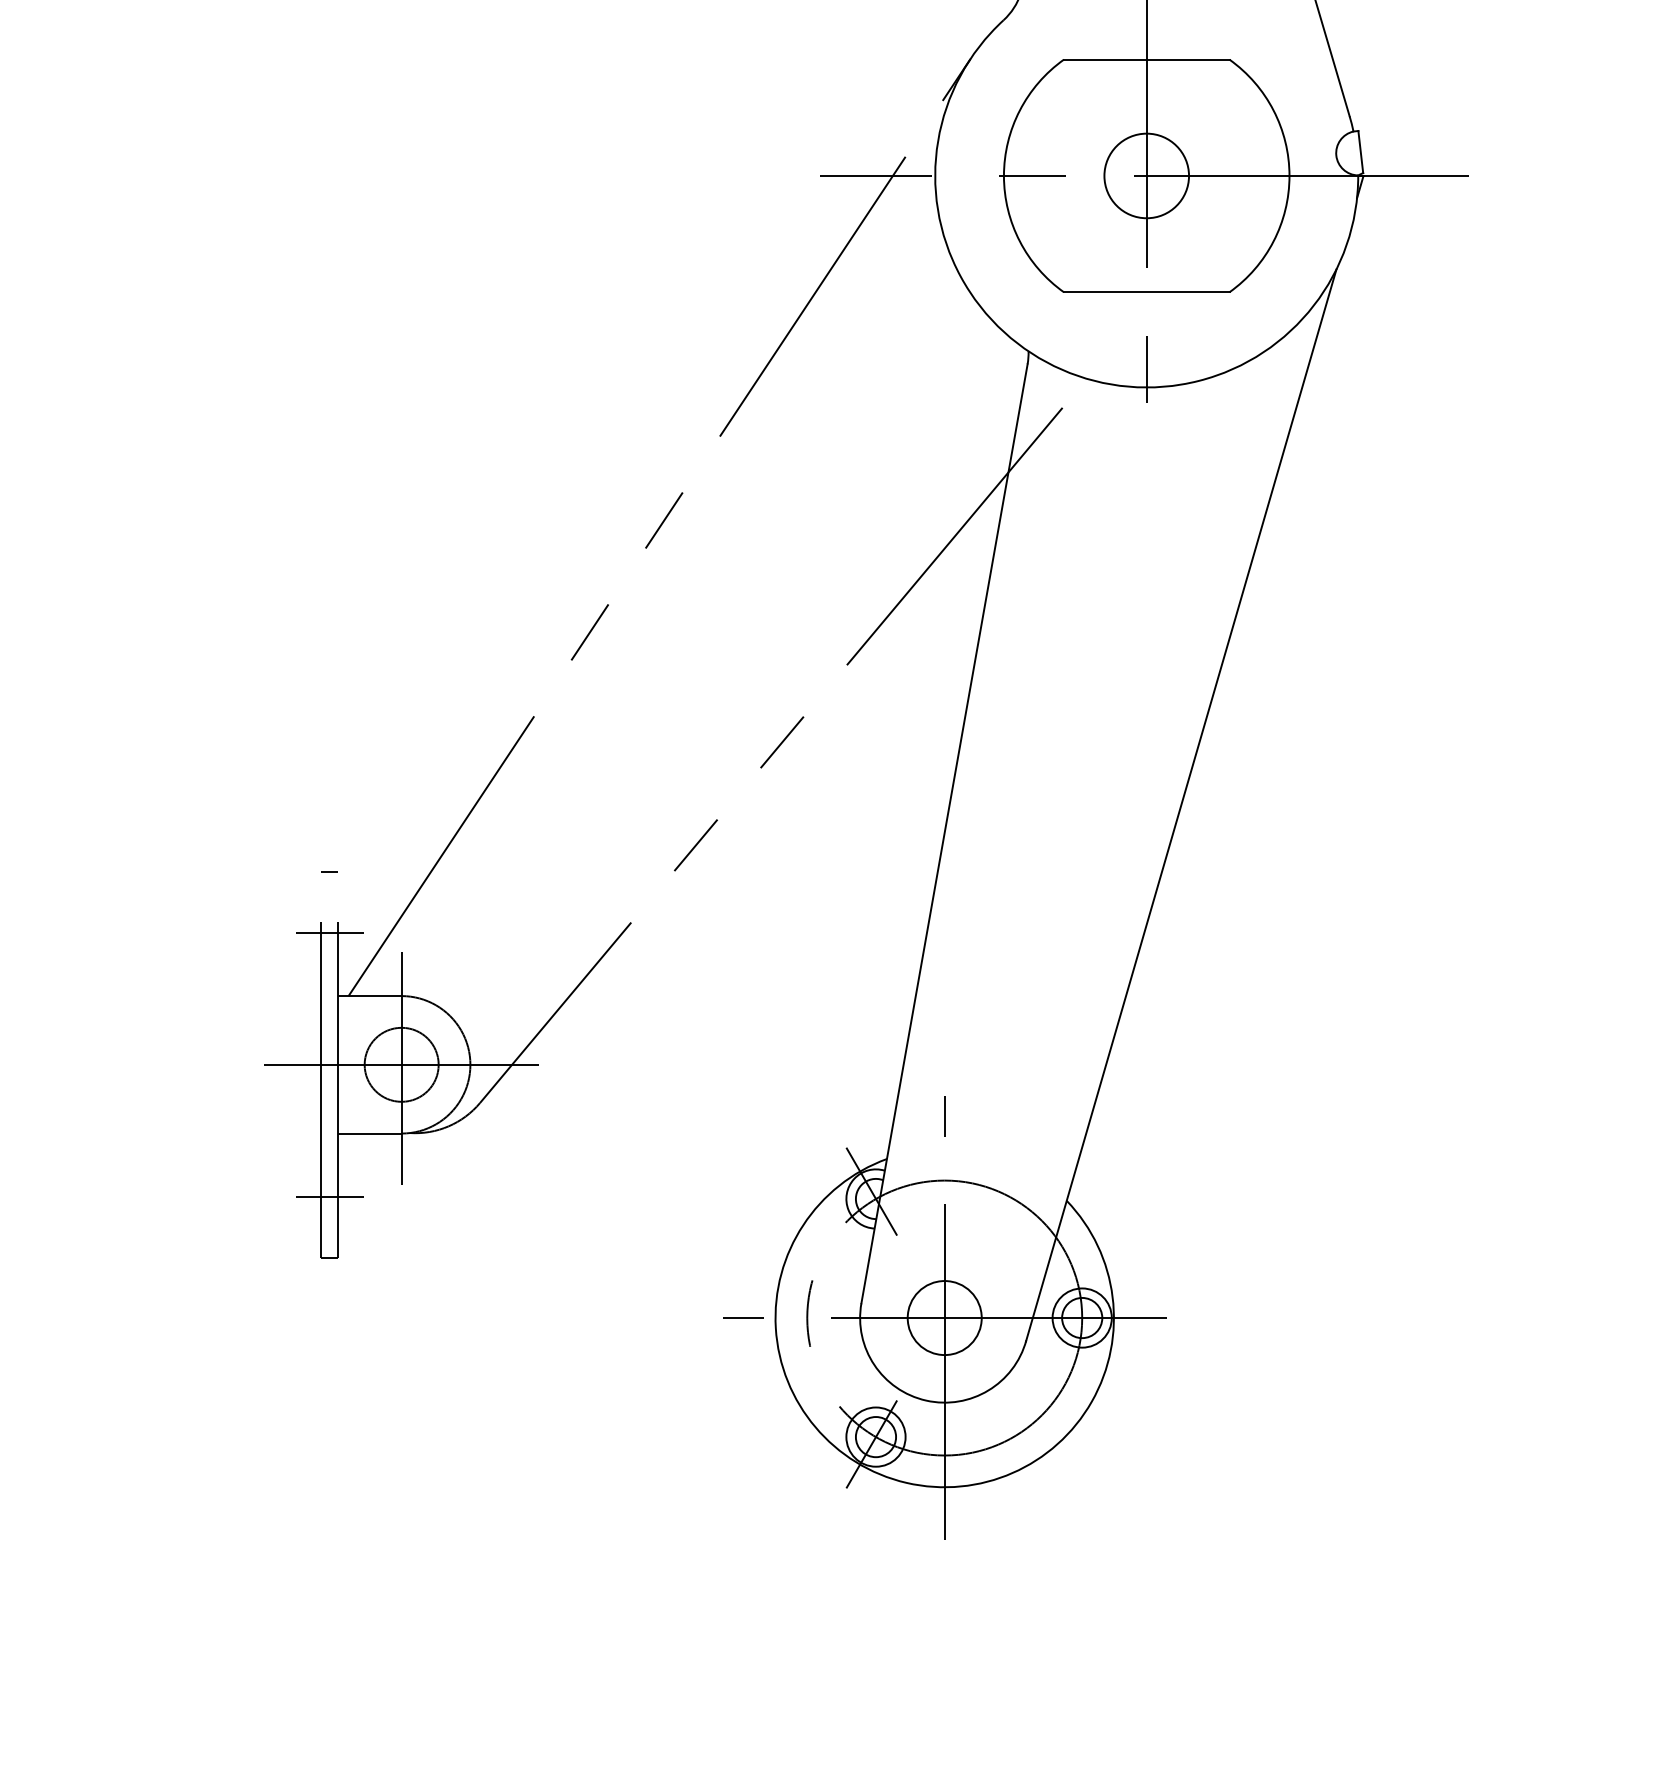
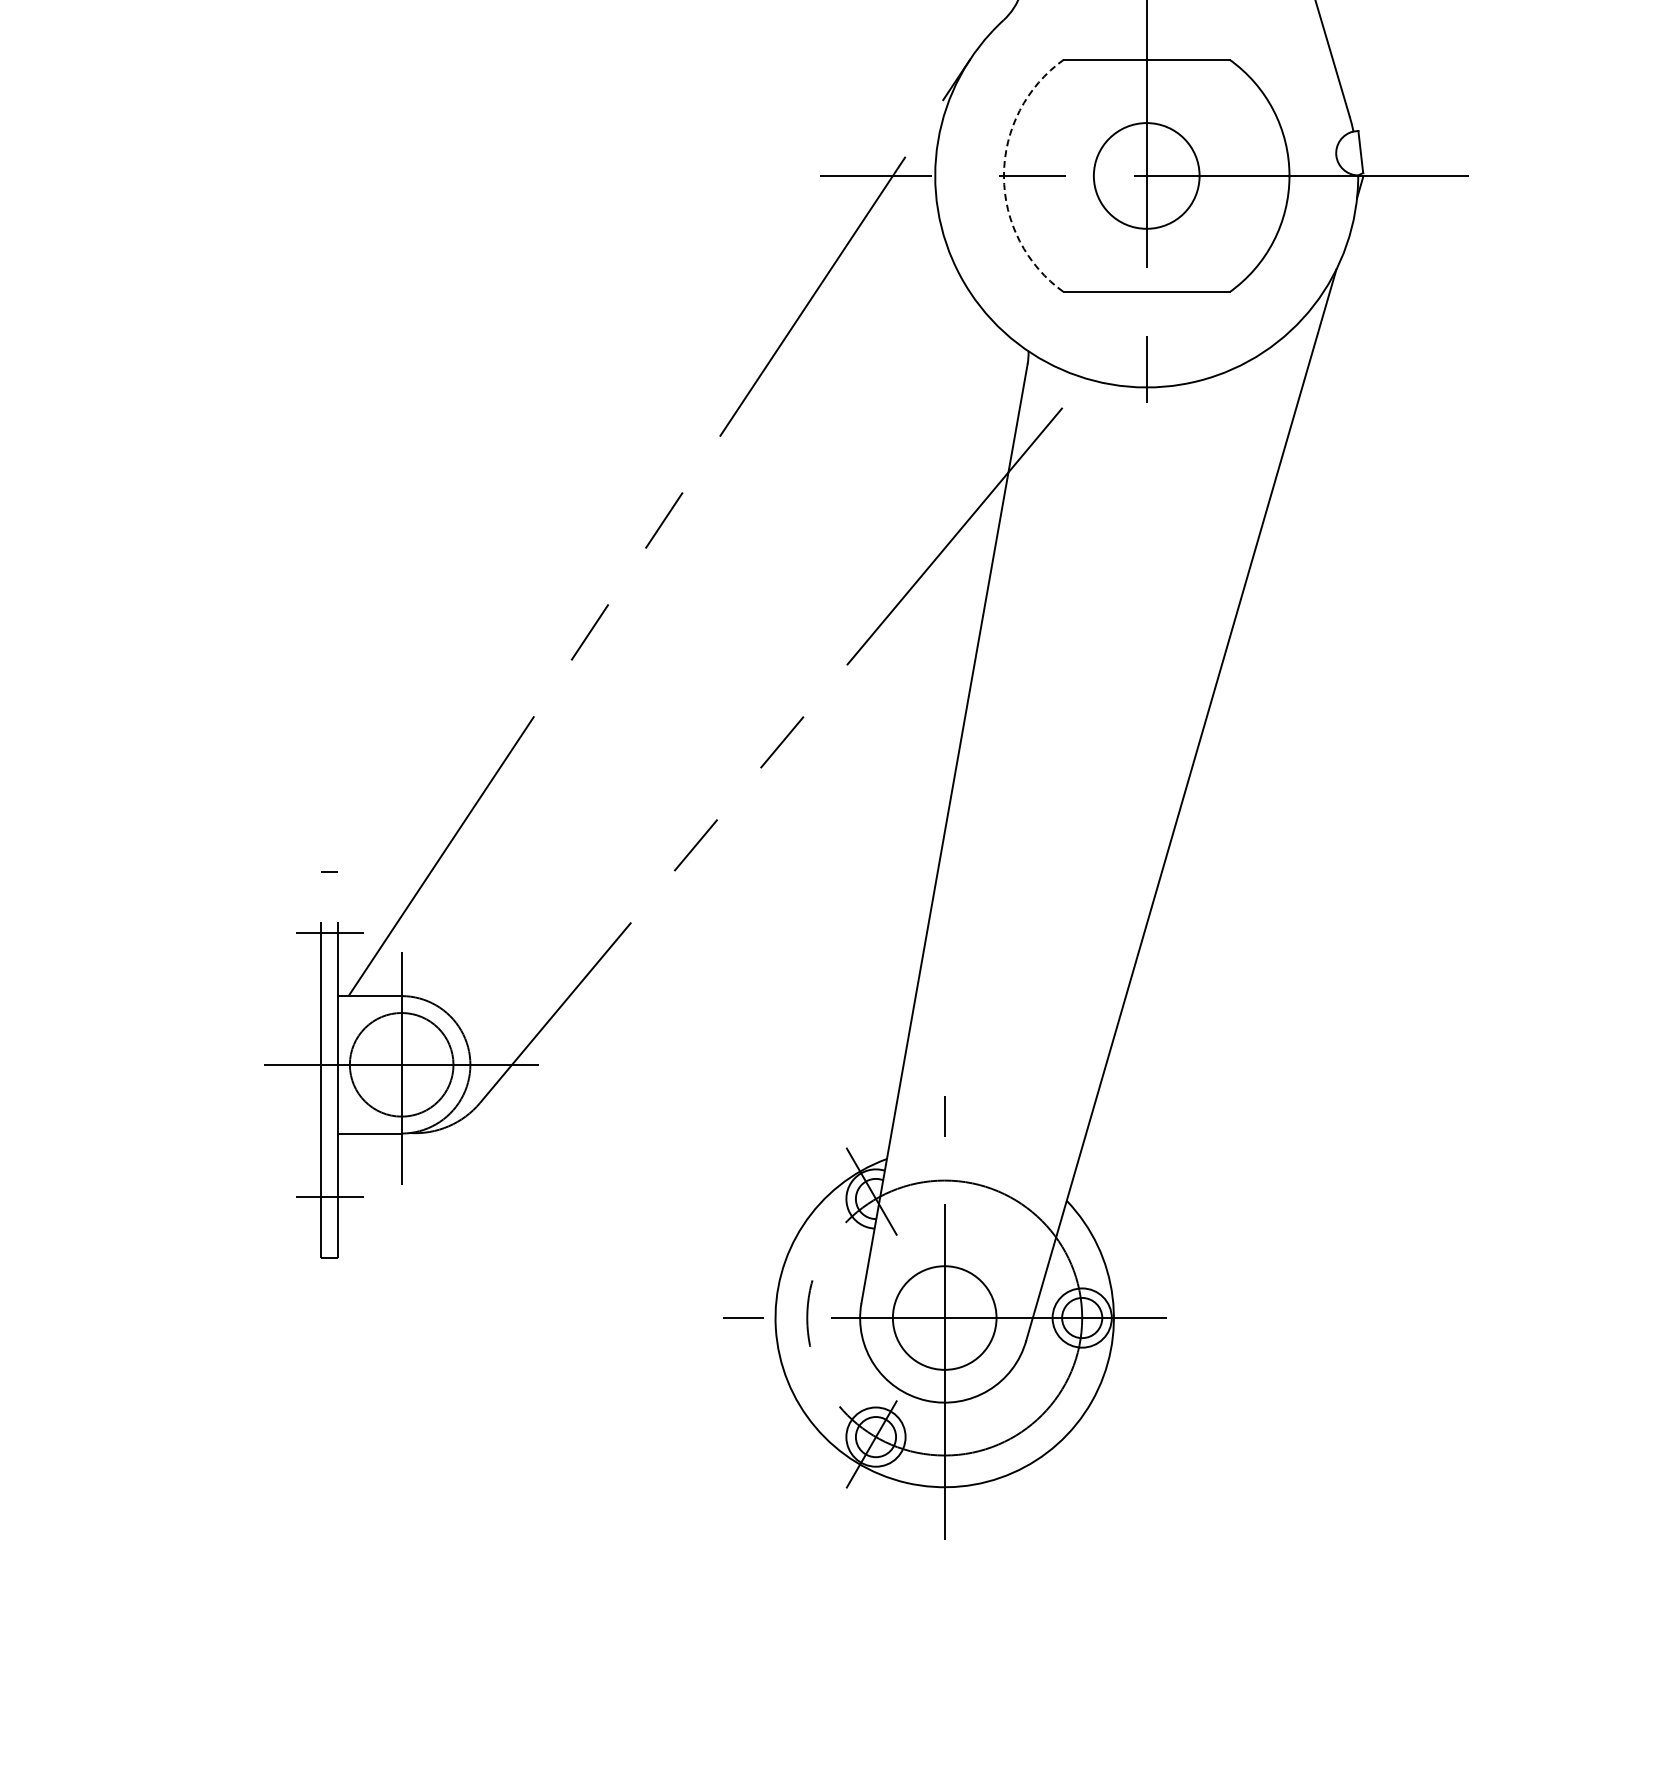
arc: solid -> dashed (1003, 175)
circle diameter: 85 px -> 106 px (1146, 175)
circle diameter: 74 px -> 104 px (401, 1064)
circle diameter: 74 px -> 104 px (944, 1317)
